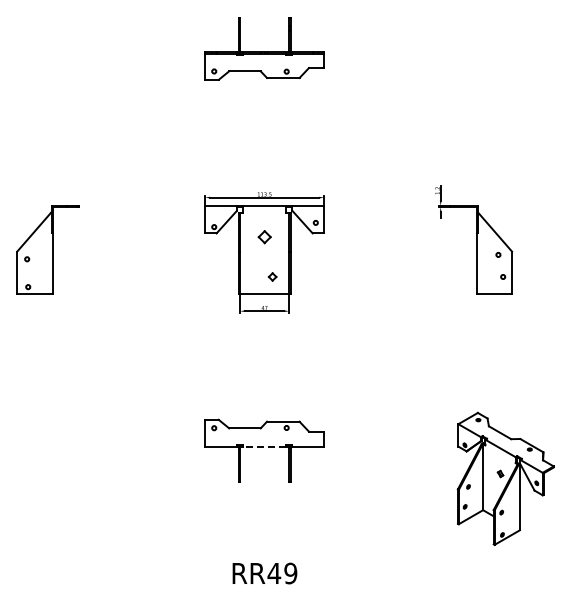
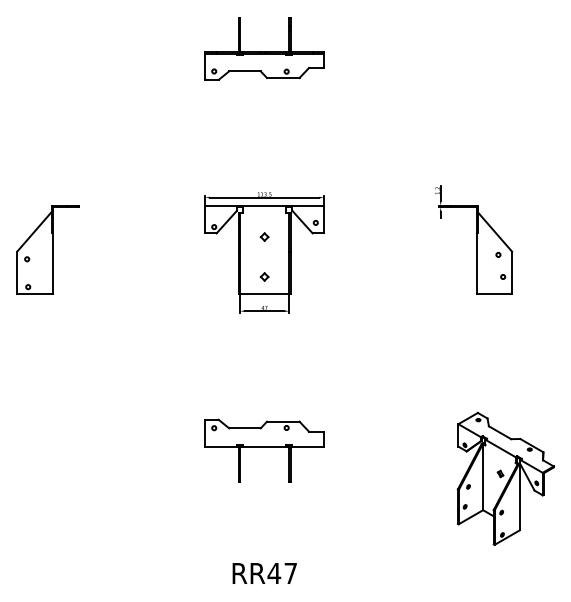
part size: 15x15 px -> 11x10 px (264, 236)
part position: (272, 276) -> (264, 276) (264, 276)
line: dashed -> solid (264, 447)
text: RR49 -> RR47 (290, 573)
